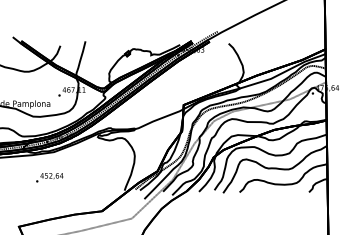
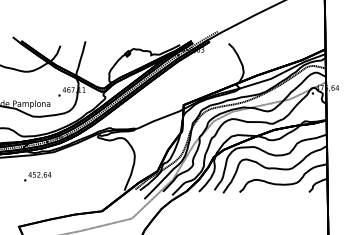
text position: (49, 177) -> (37, 176) (37, 176)
